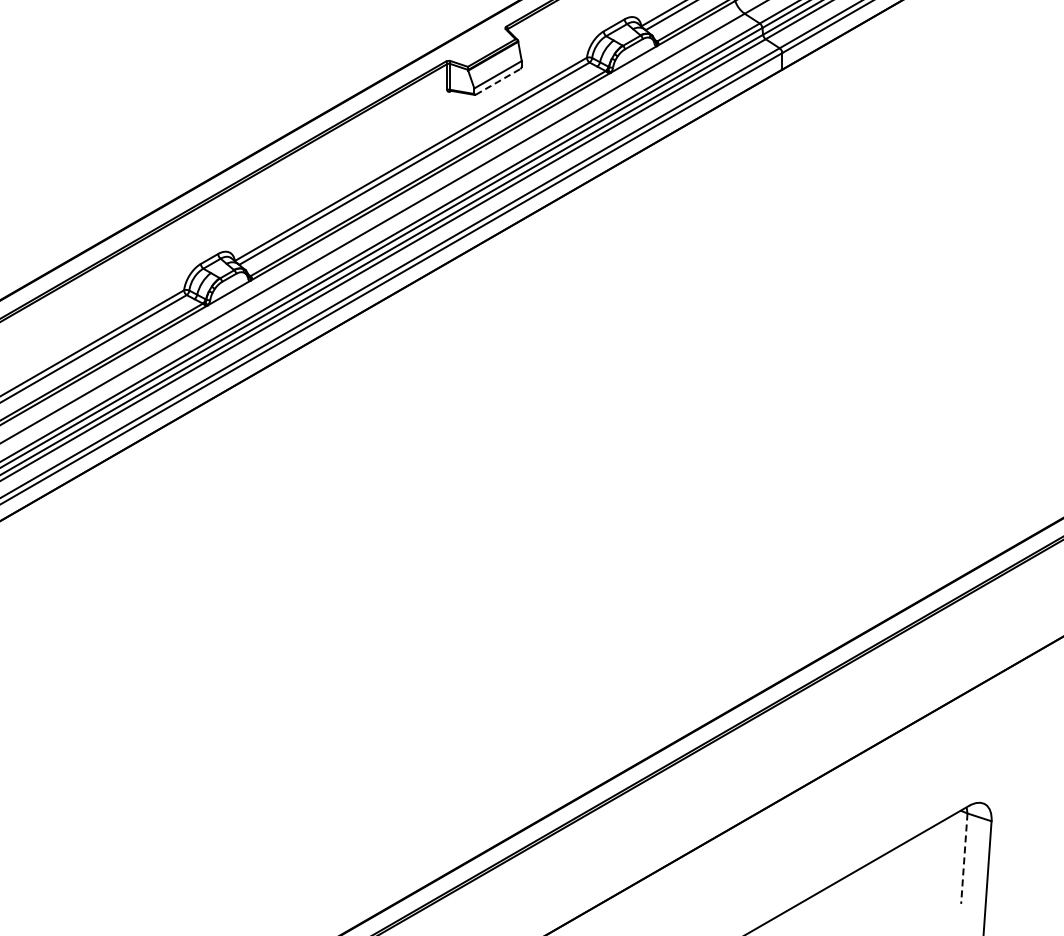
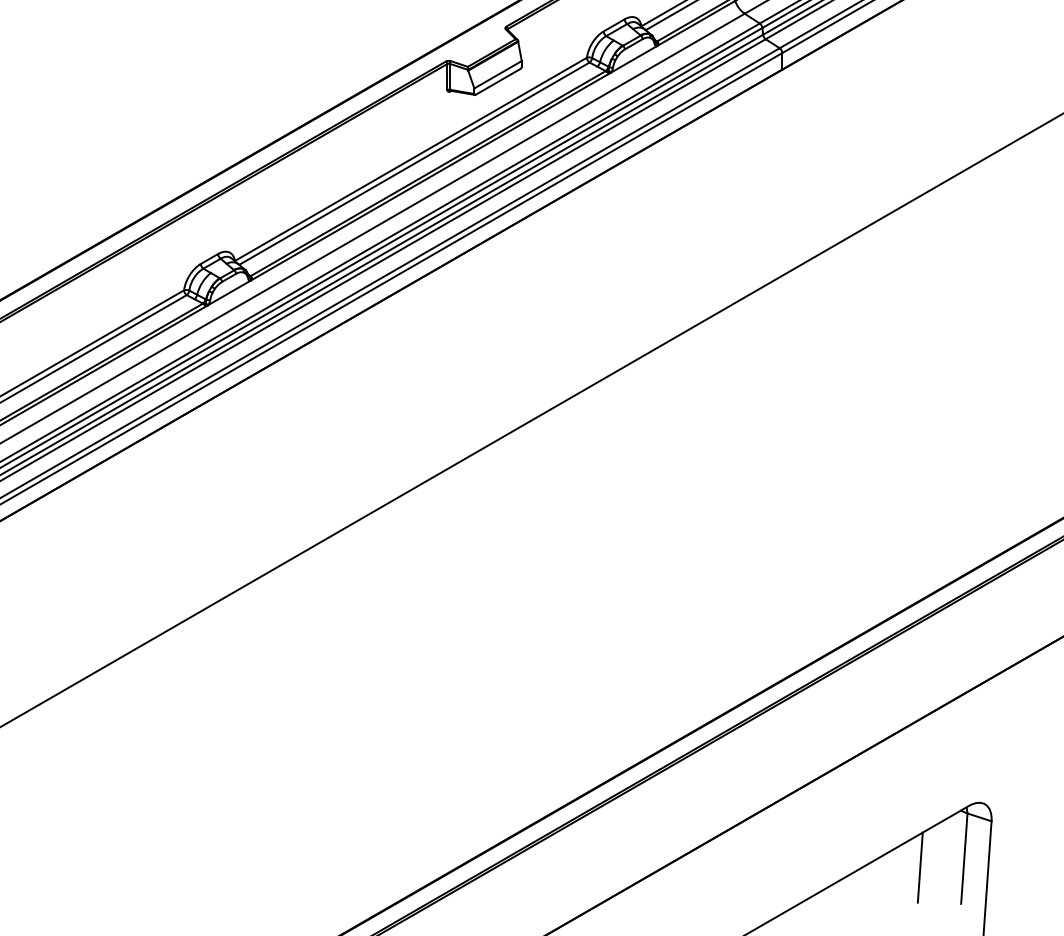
line: dashed -> solid (498, 81)
line: none -> present (531, 420)
line: dashed -> solid (964, 859)
line: none -> present (919, 867)
